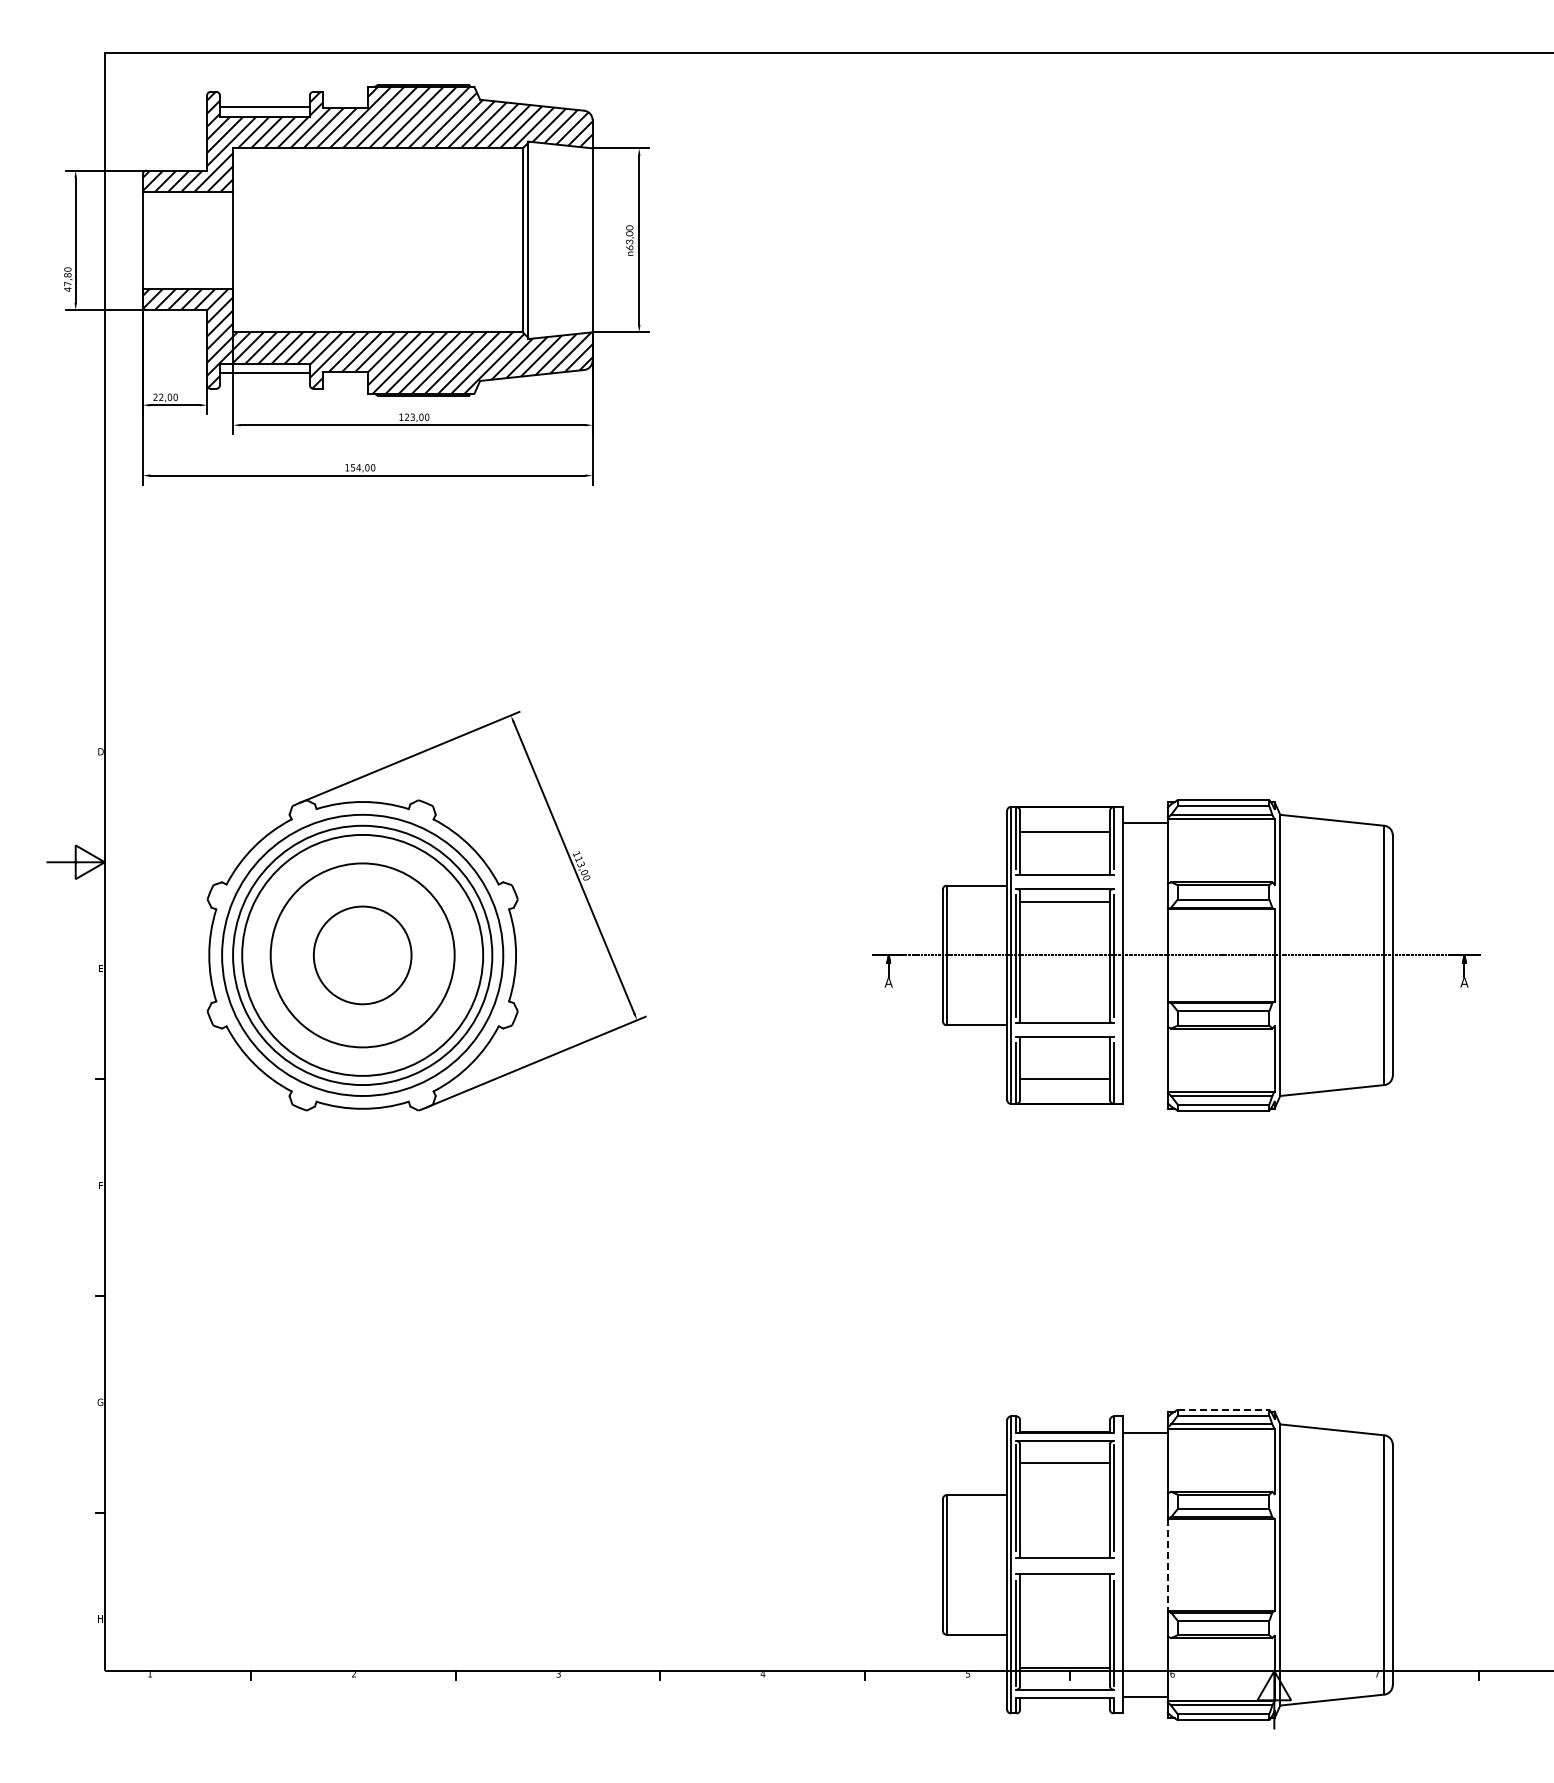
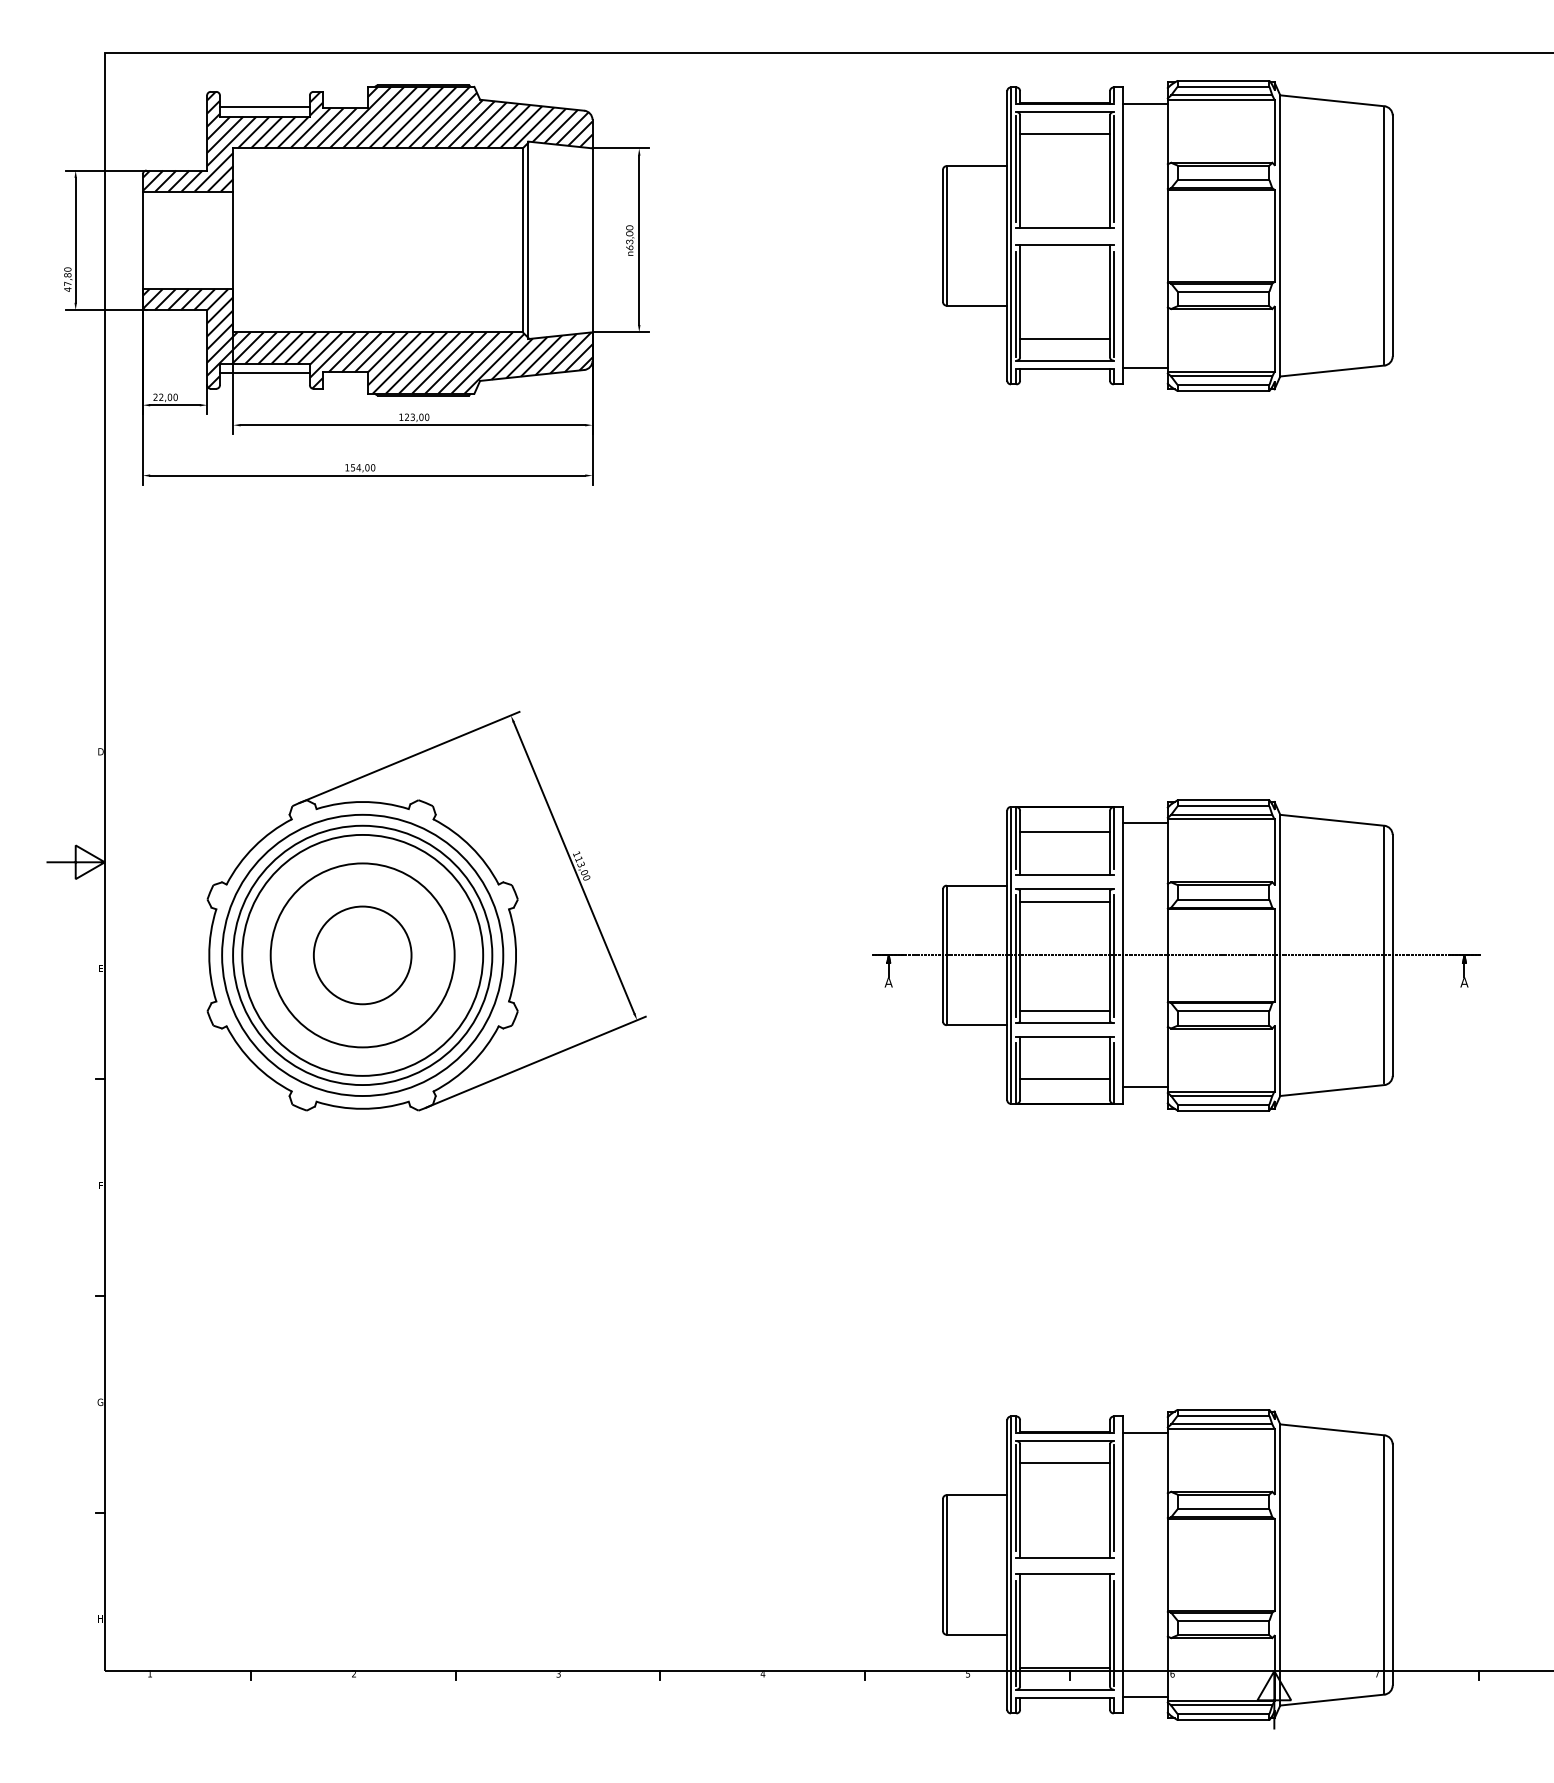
part: none -> present (1167, 235)
line: none -> present (1065, 1010)
line: none -> present (1144, 1087)
line: dashed -> solid (1223, 1409)
line: dashed -> solid (1167, 1565)
